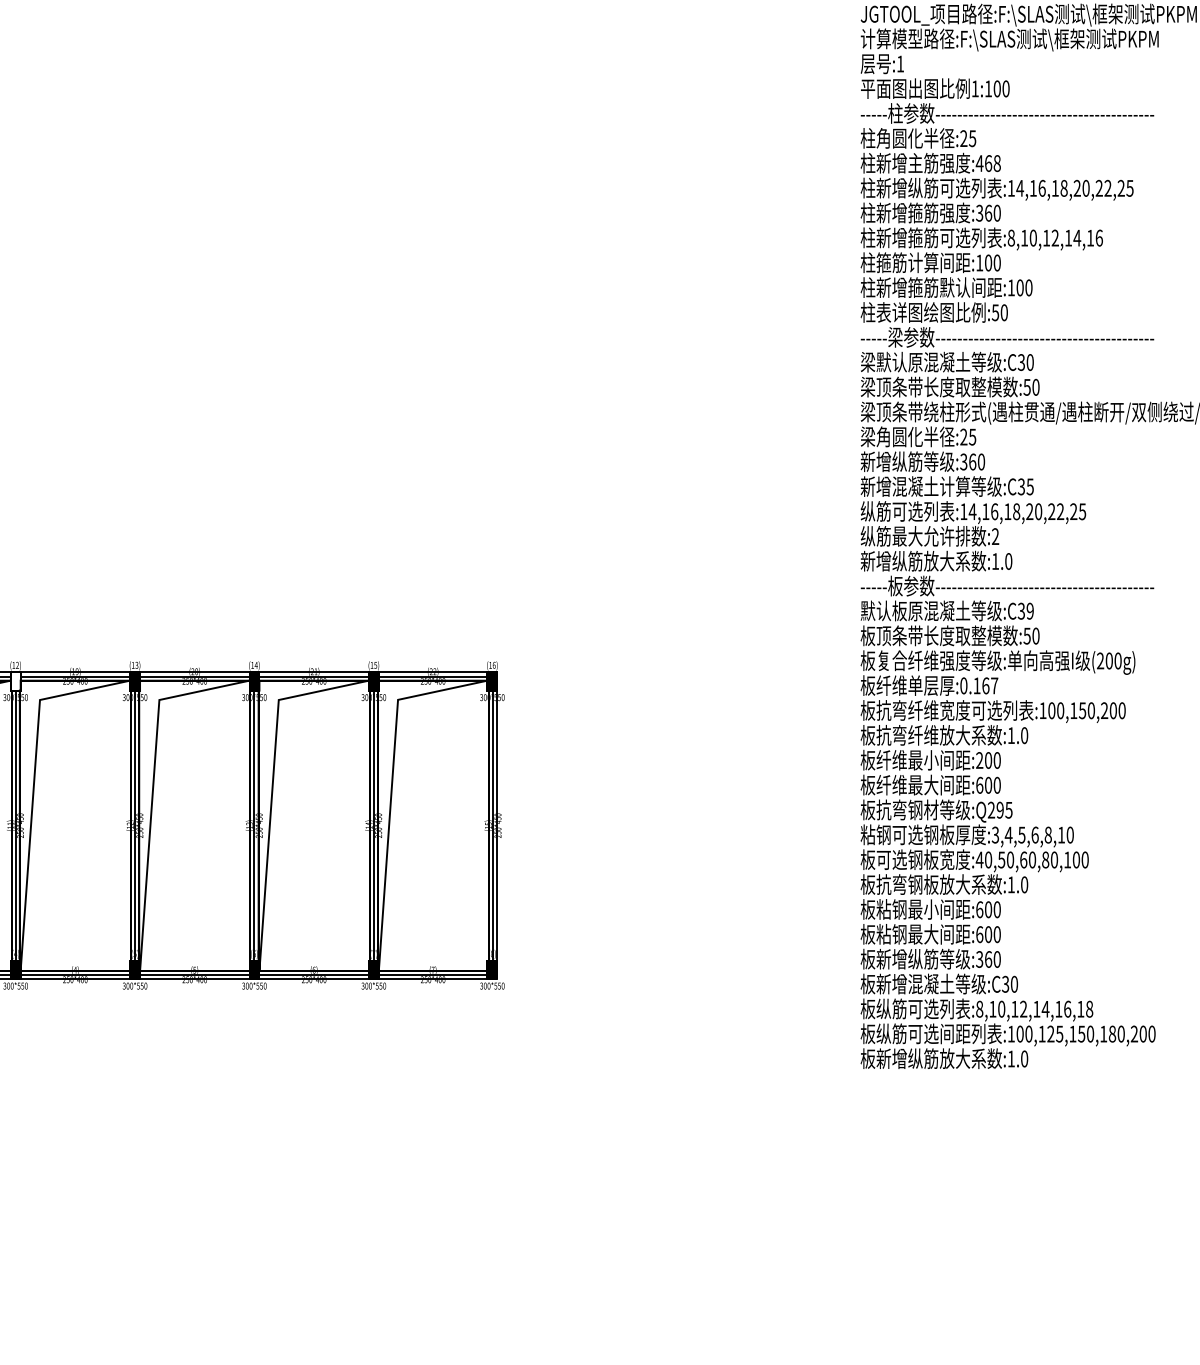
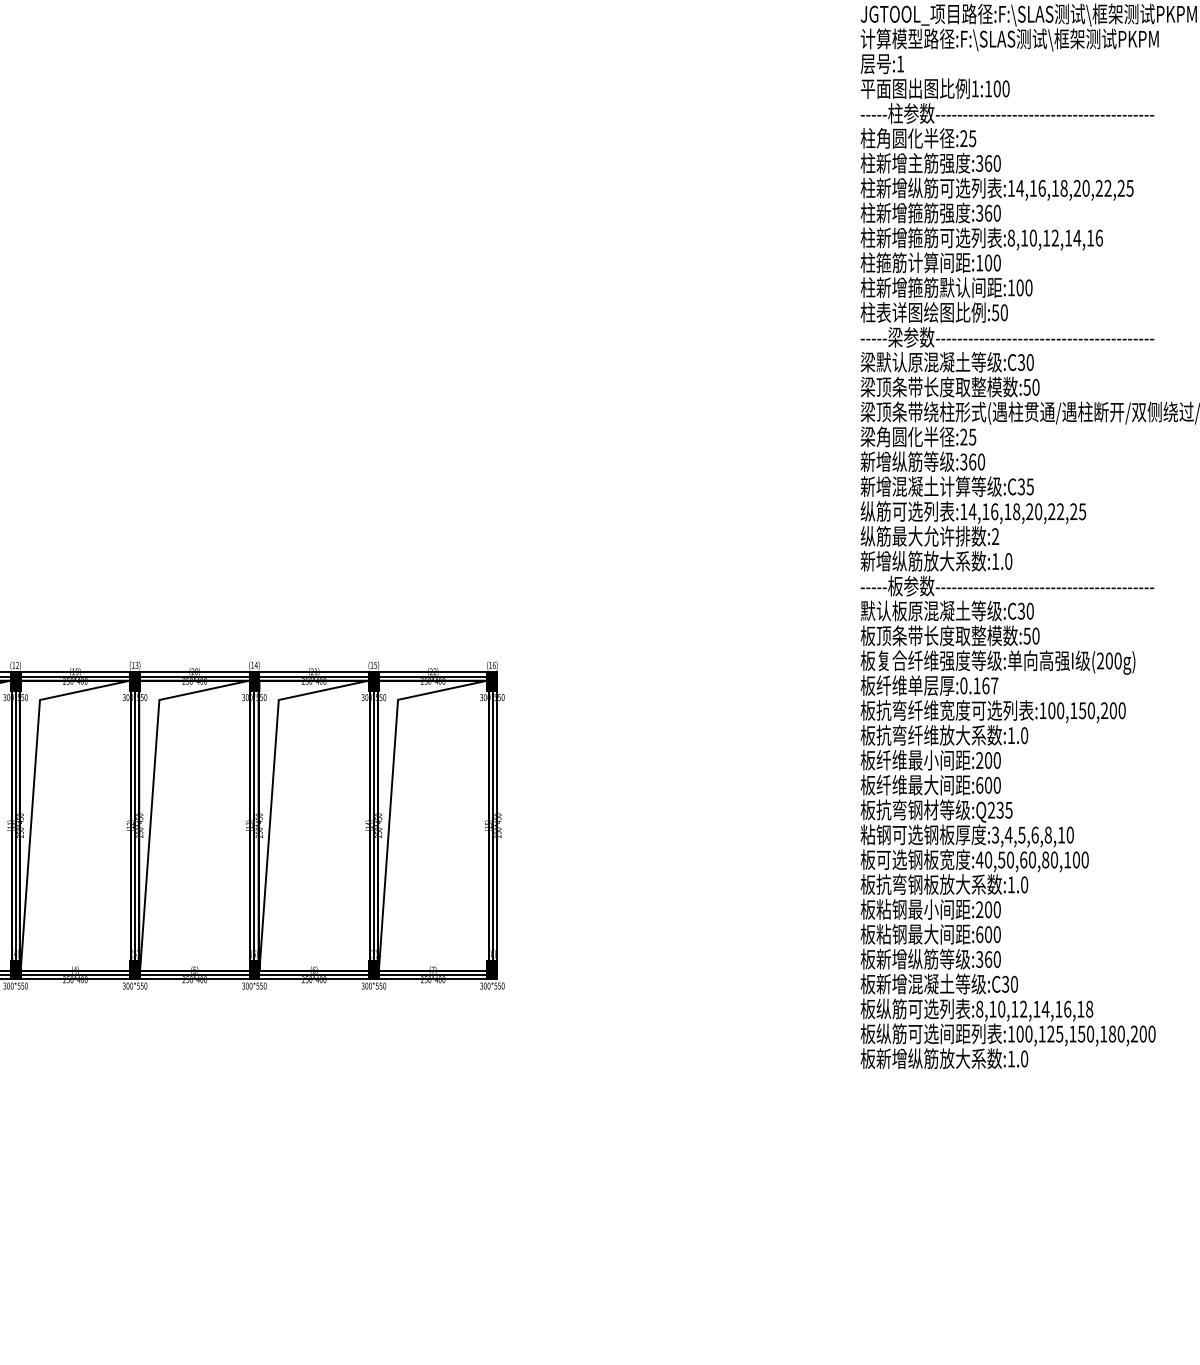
text: :468 -> :360 (987, 163)
text: :C39 -> :C30 (1029, 611)
fill: none -> present (15, 681)
text: :Q295 -> :Q235 (999, 810)
text: :600 -> :200 (979, 909)
